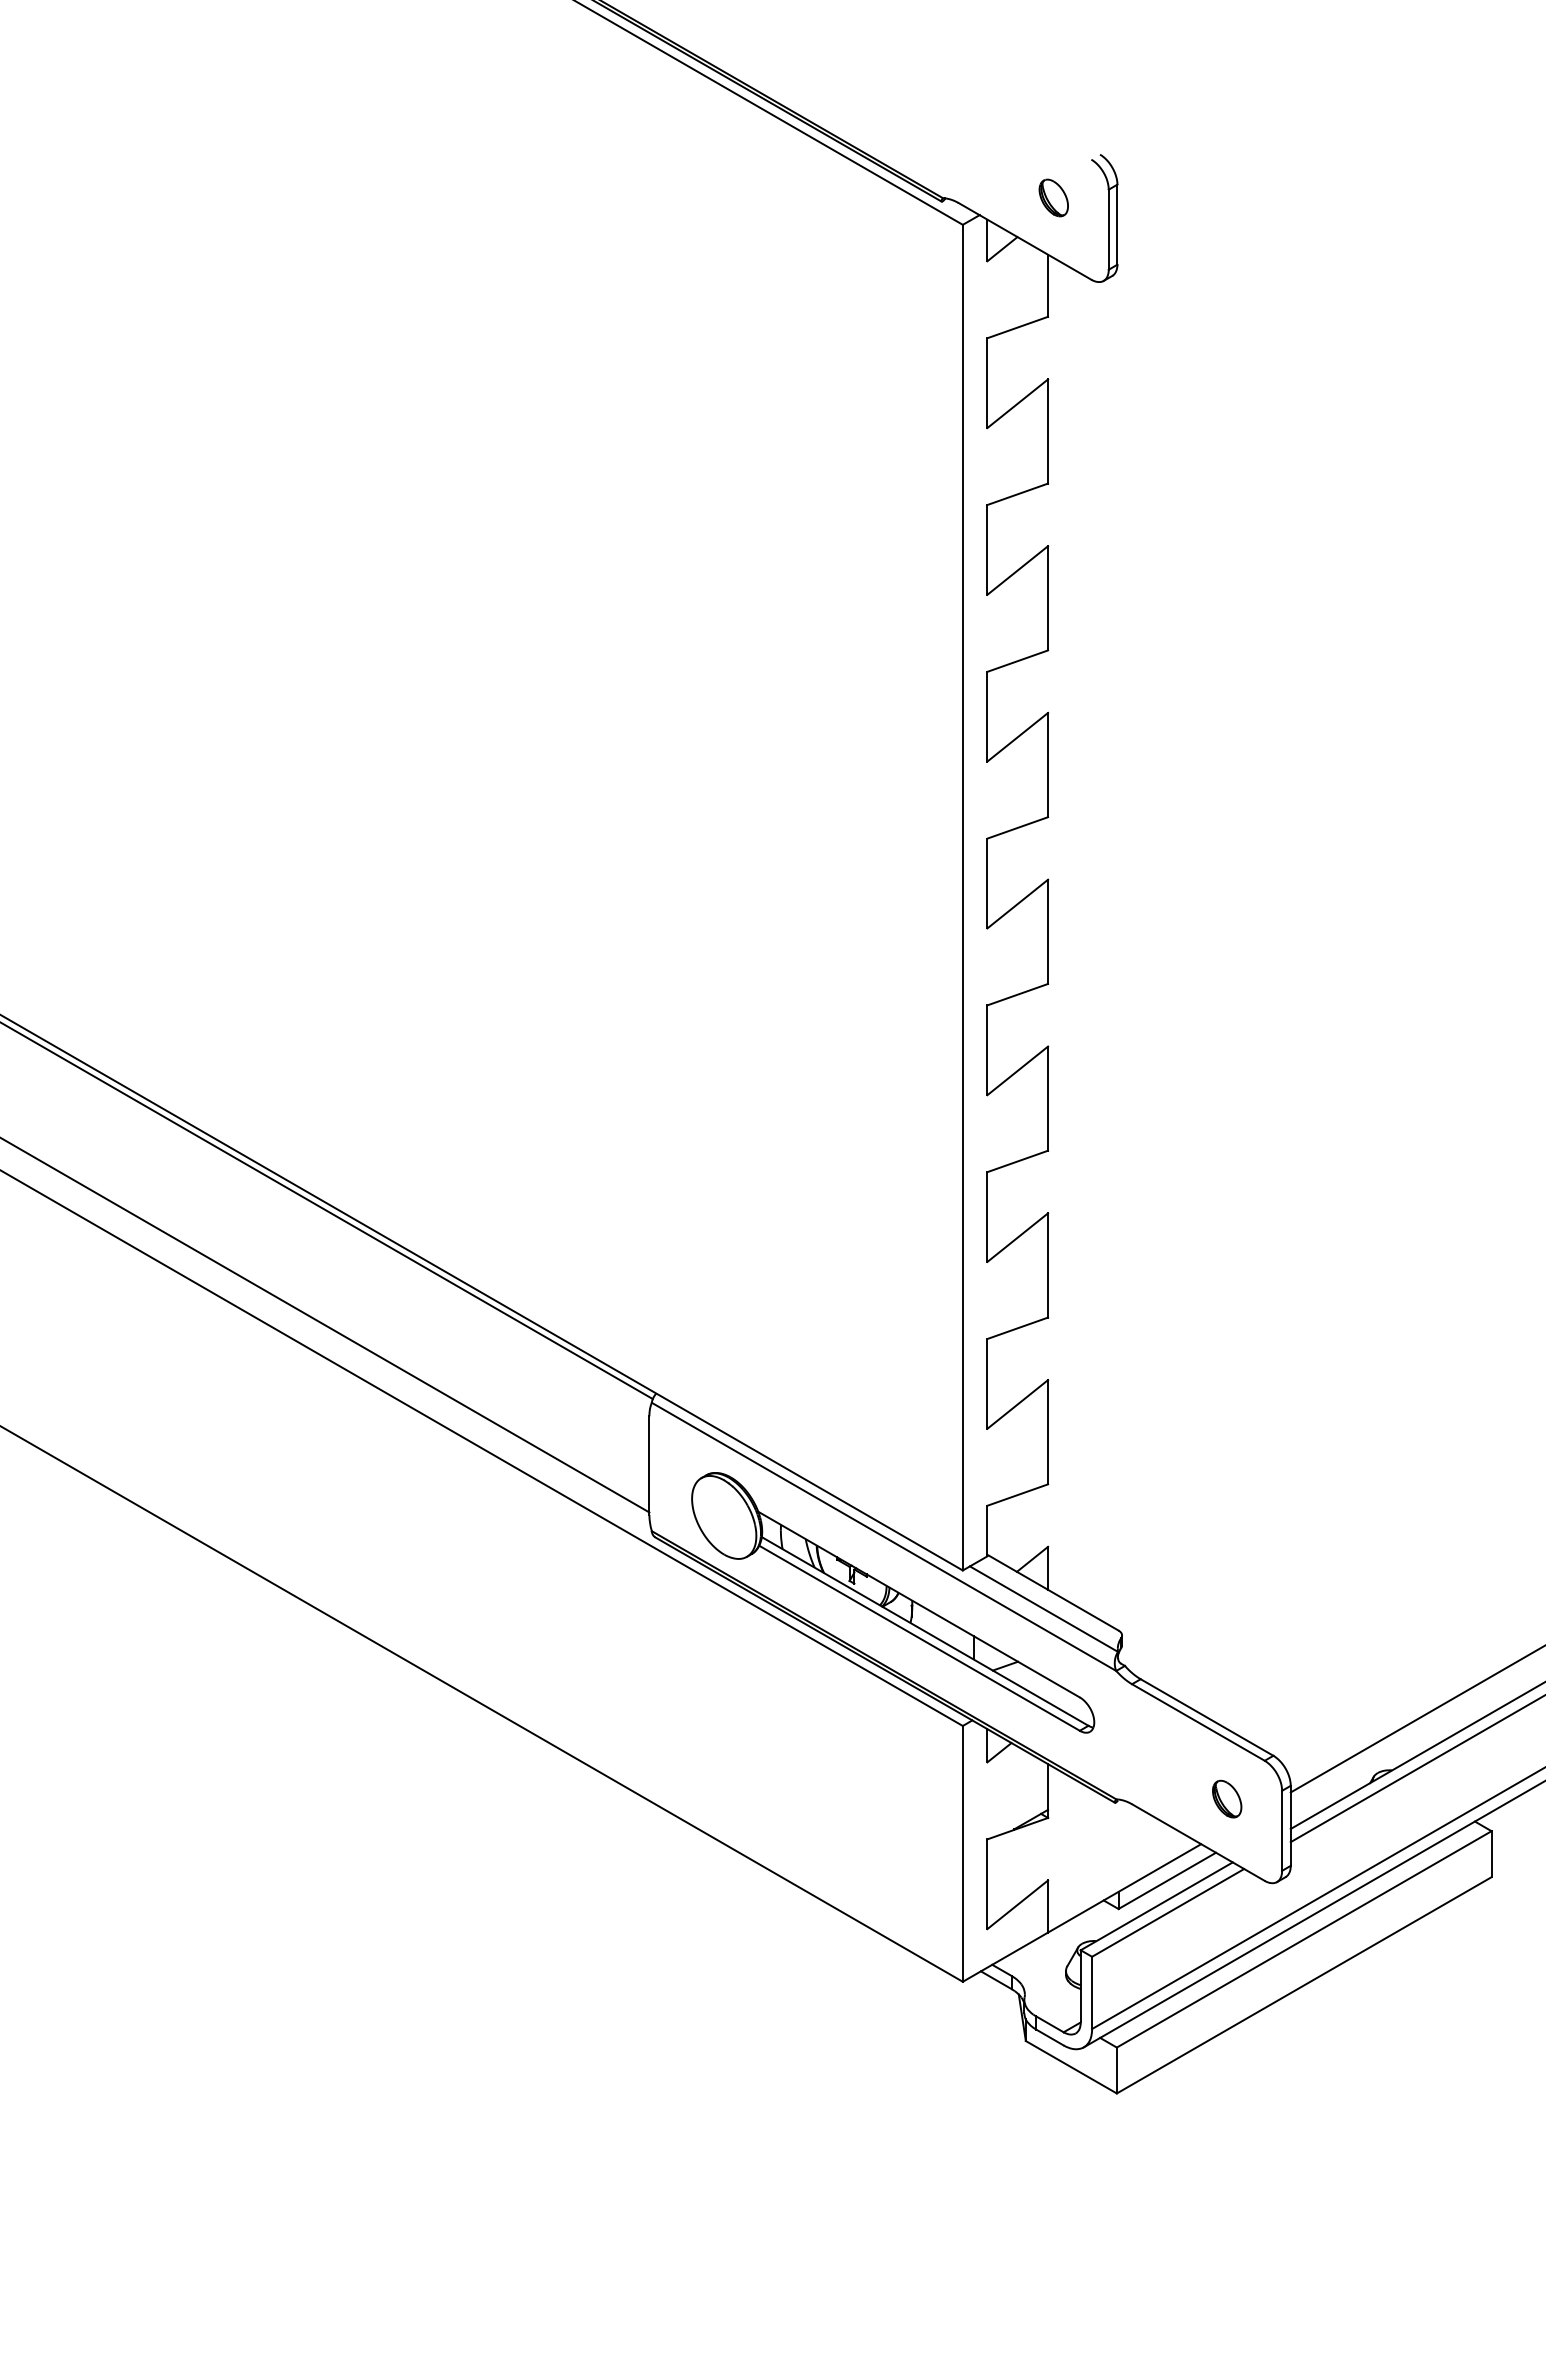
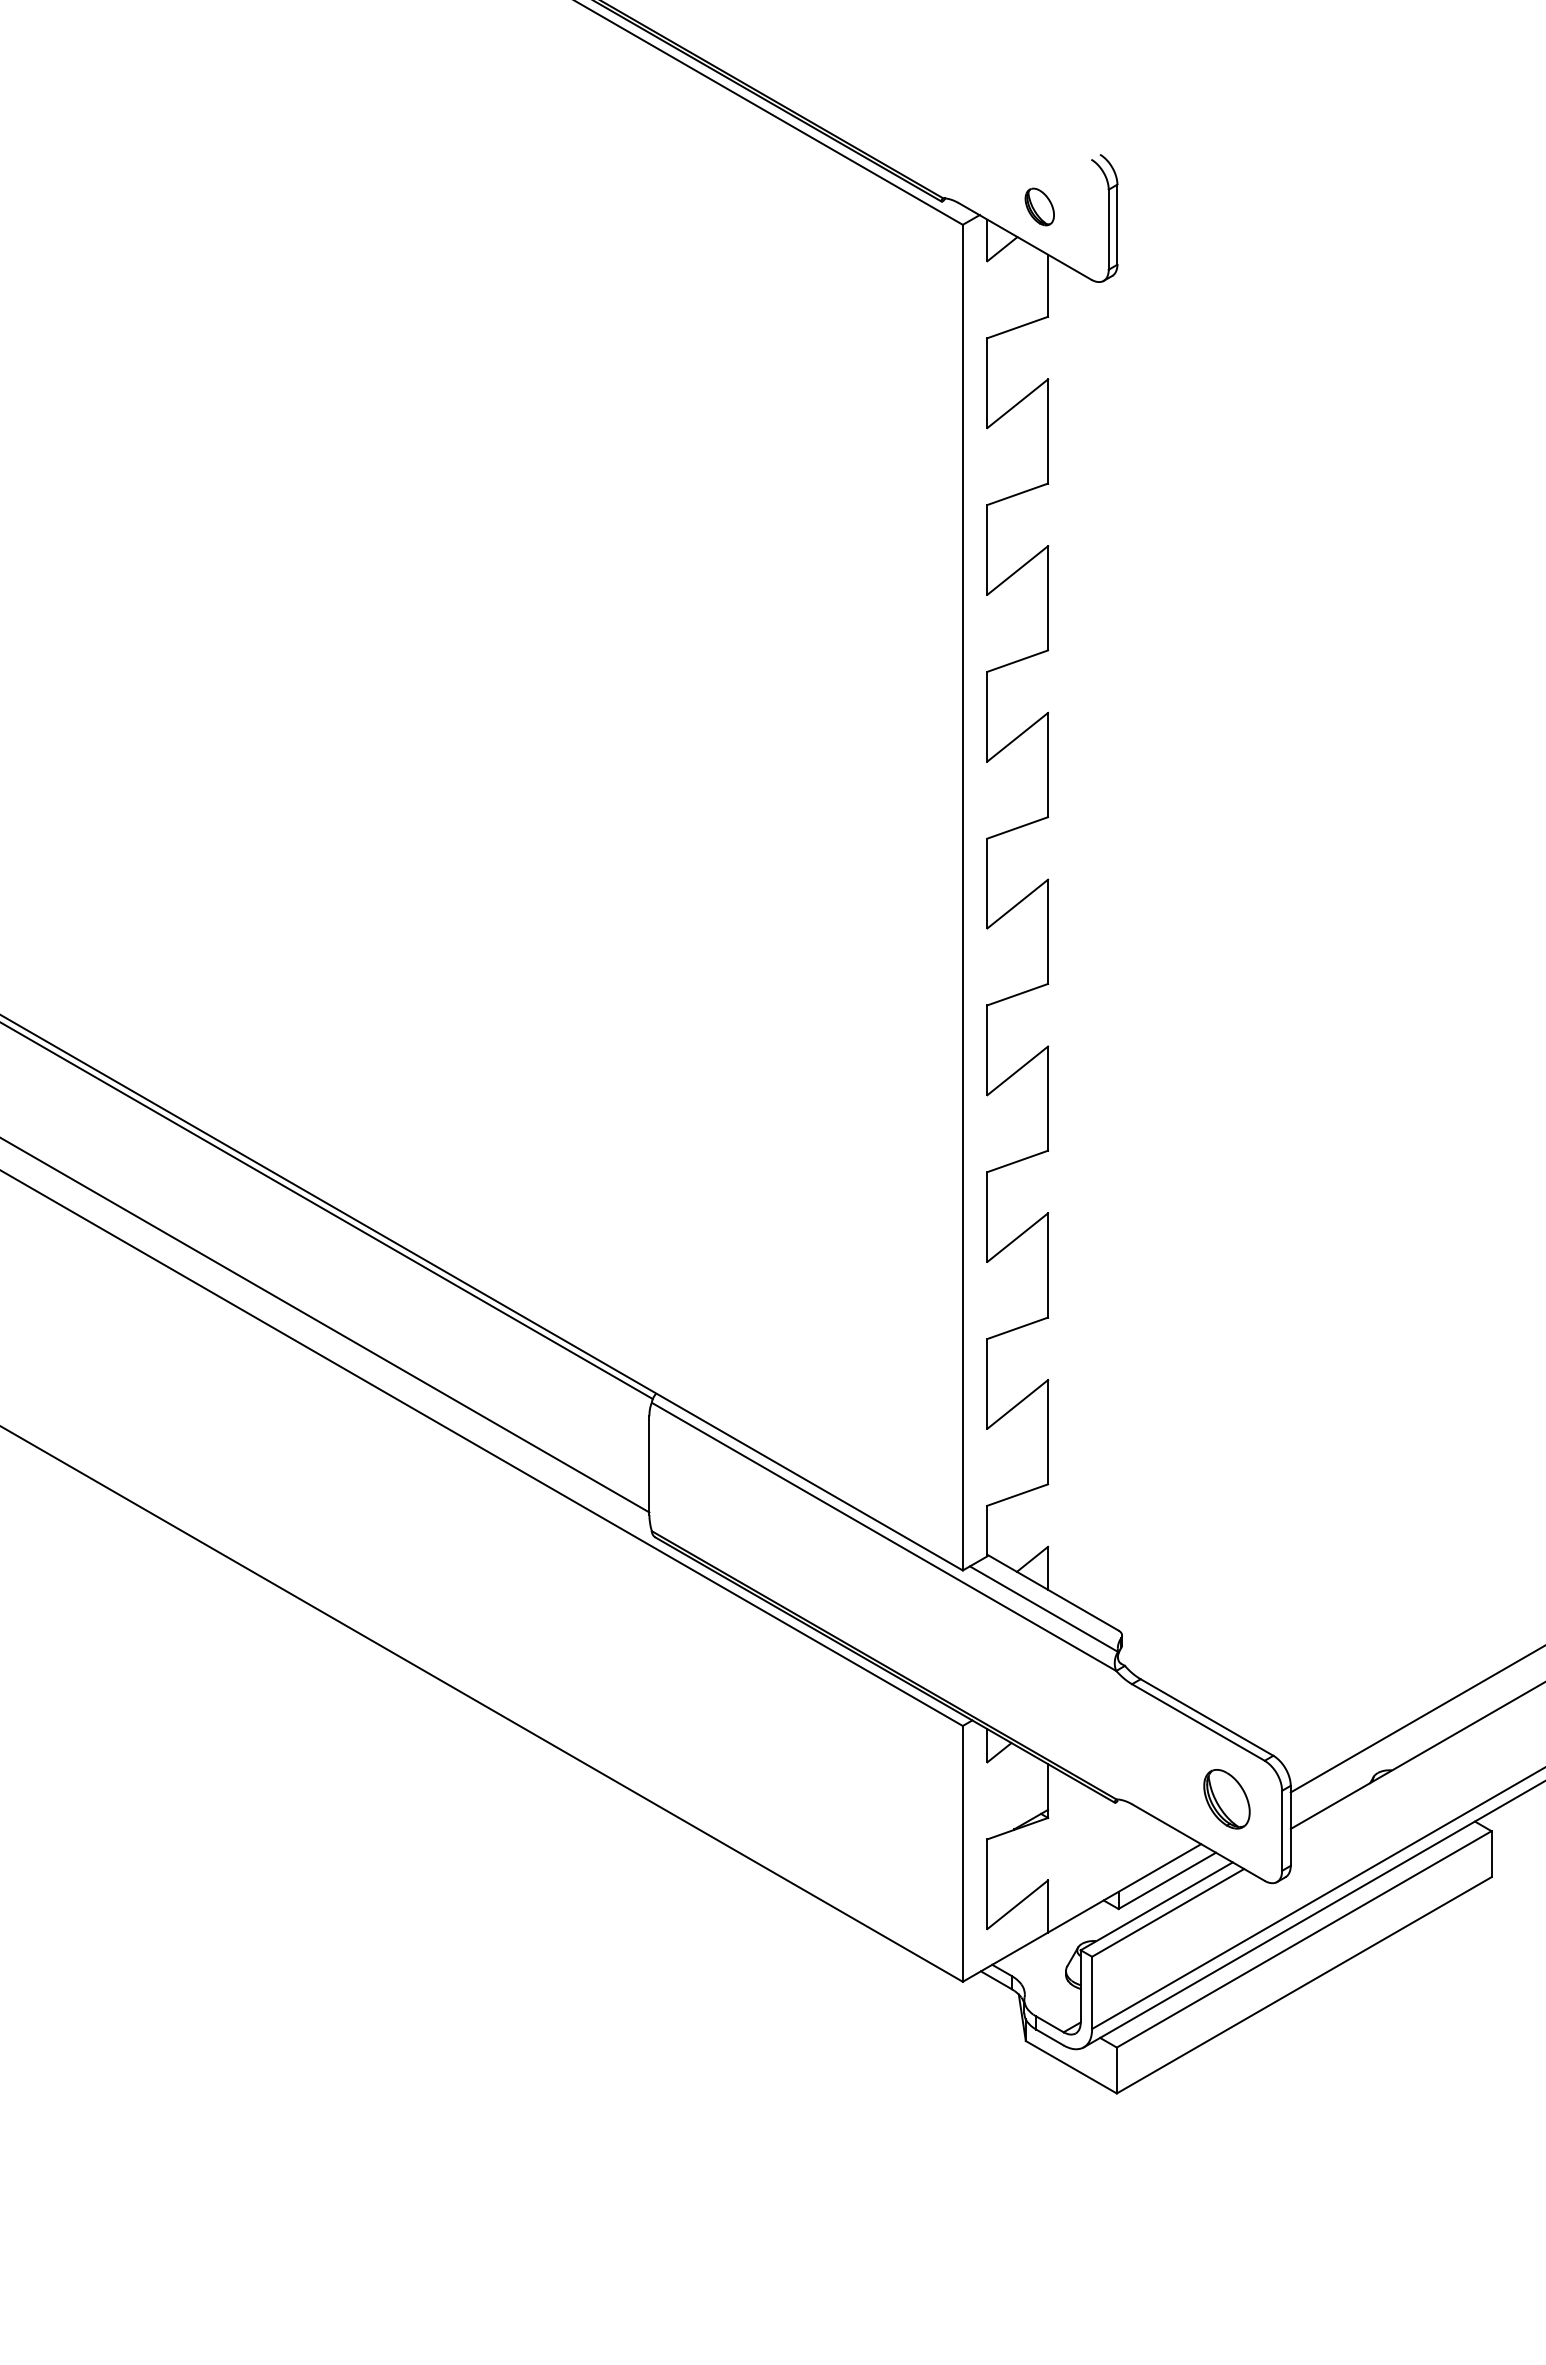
part position: (1053, 197) -> (1039, 206) (1039, 206)
part: present -> none (893, 1602)
line: present -> none (1416, 1769)
part size: 31x40 px -> 48x61 px (1226, 1799)
